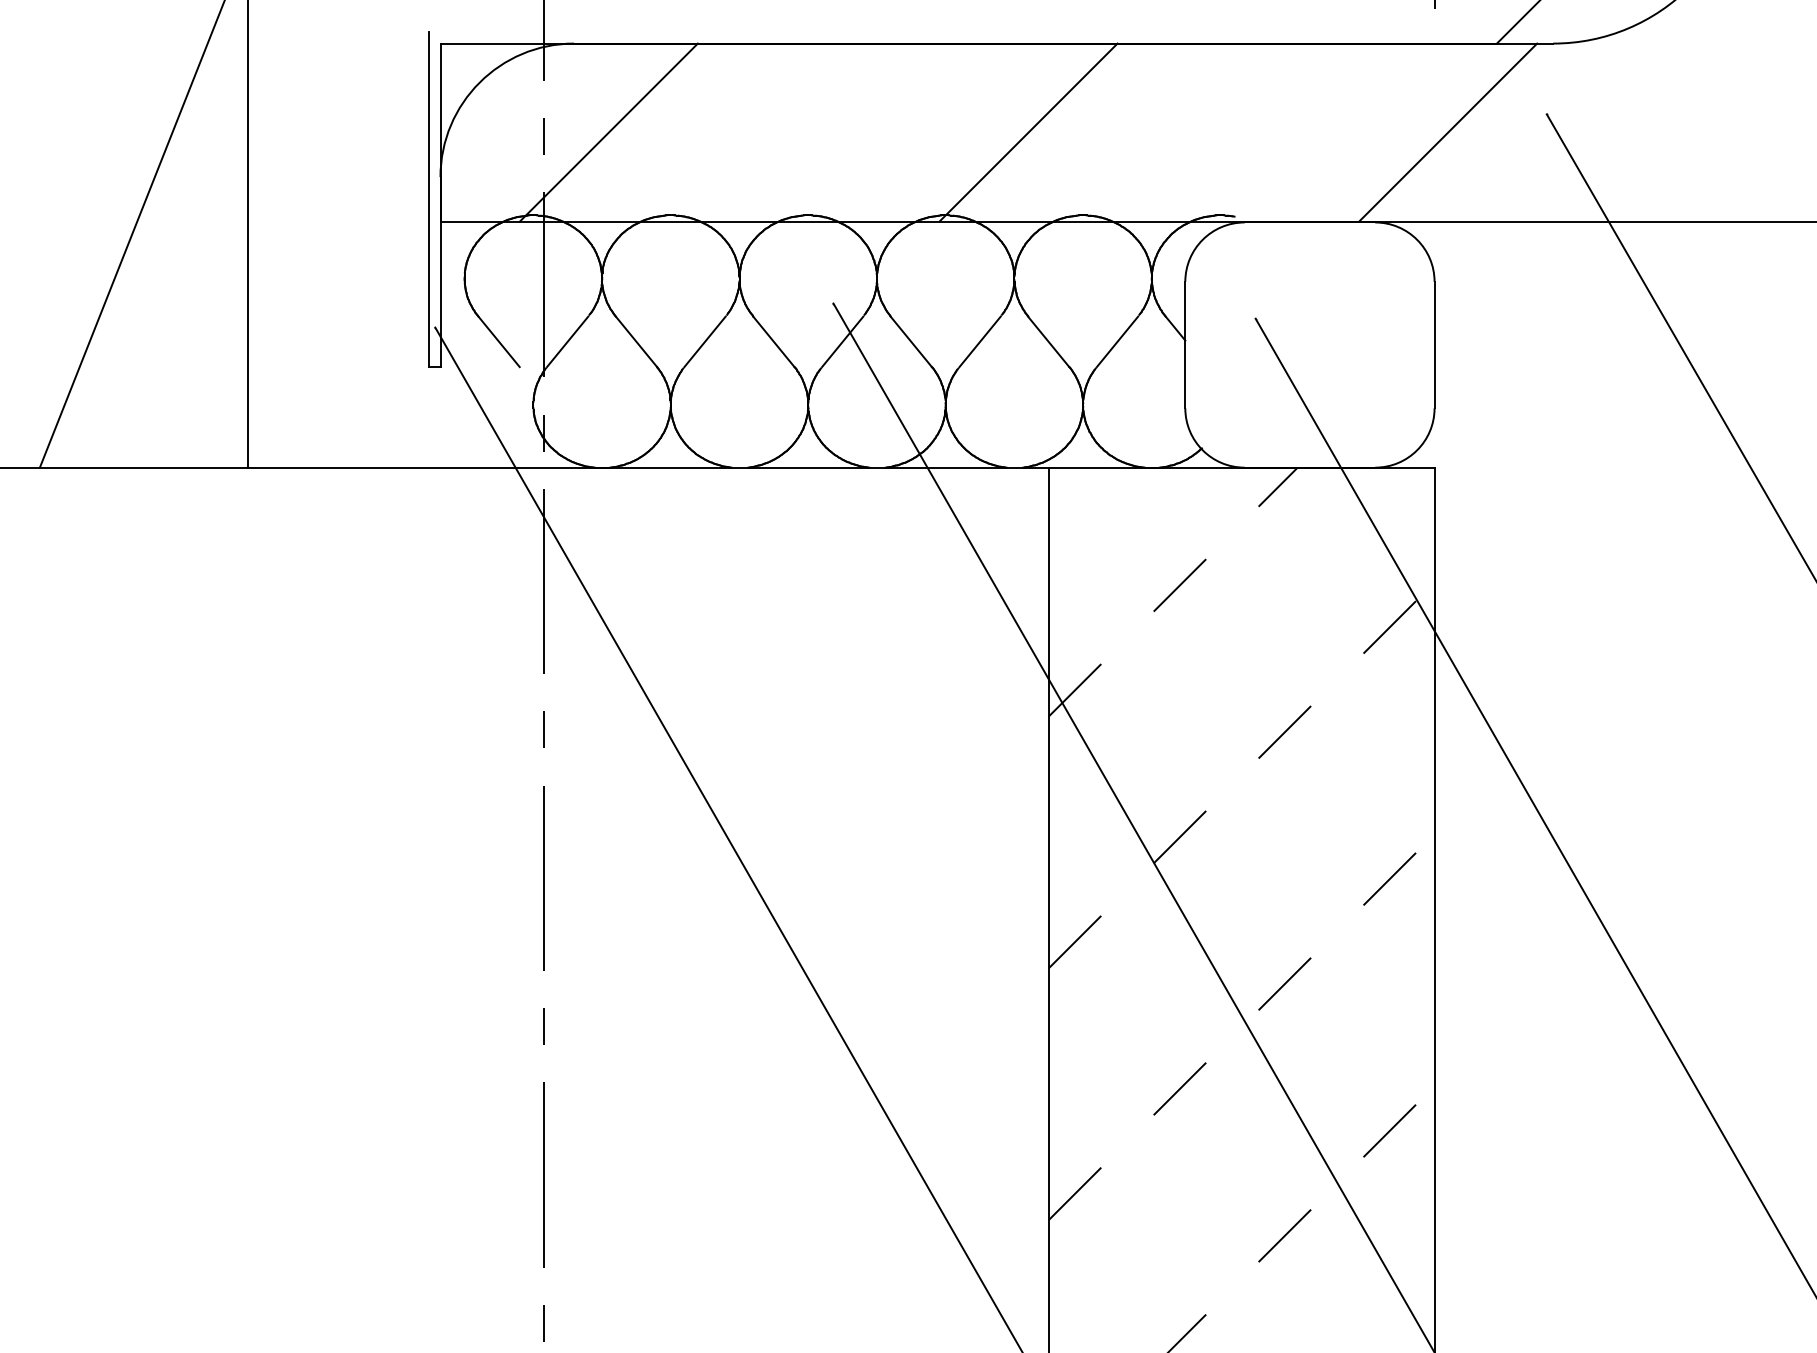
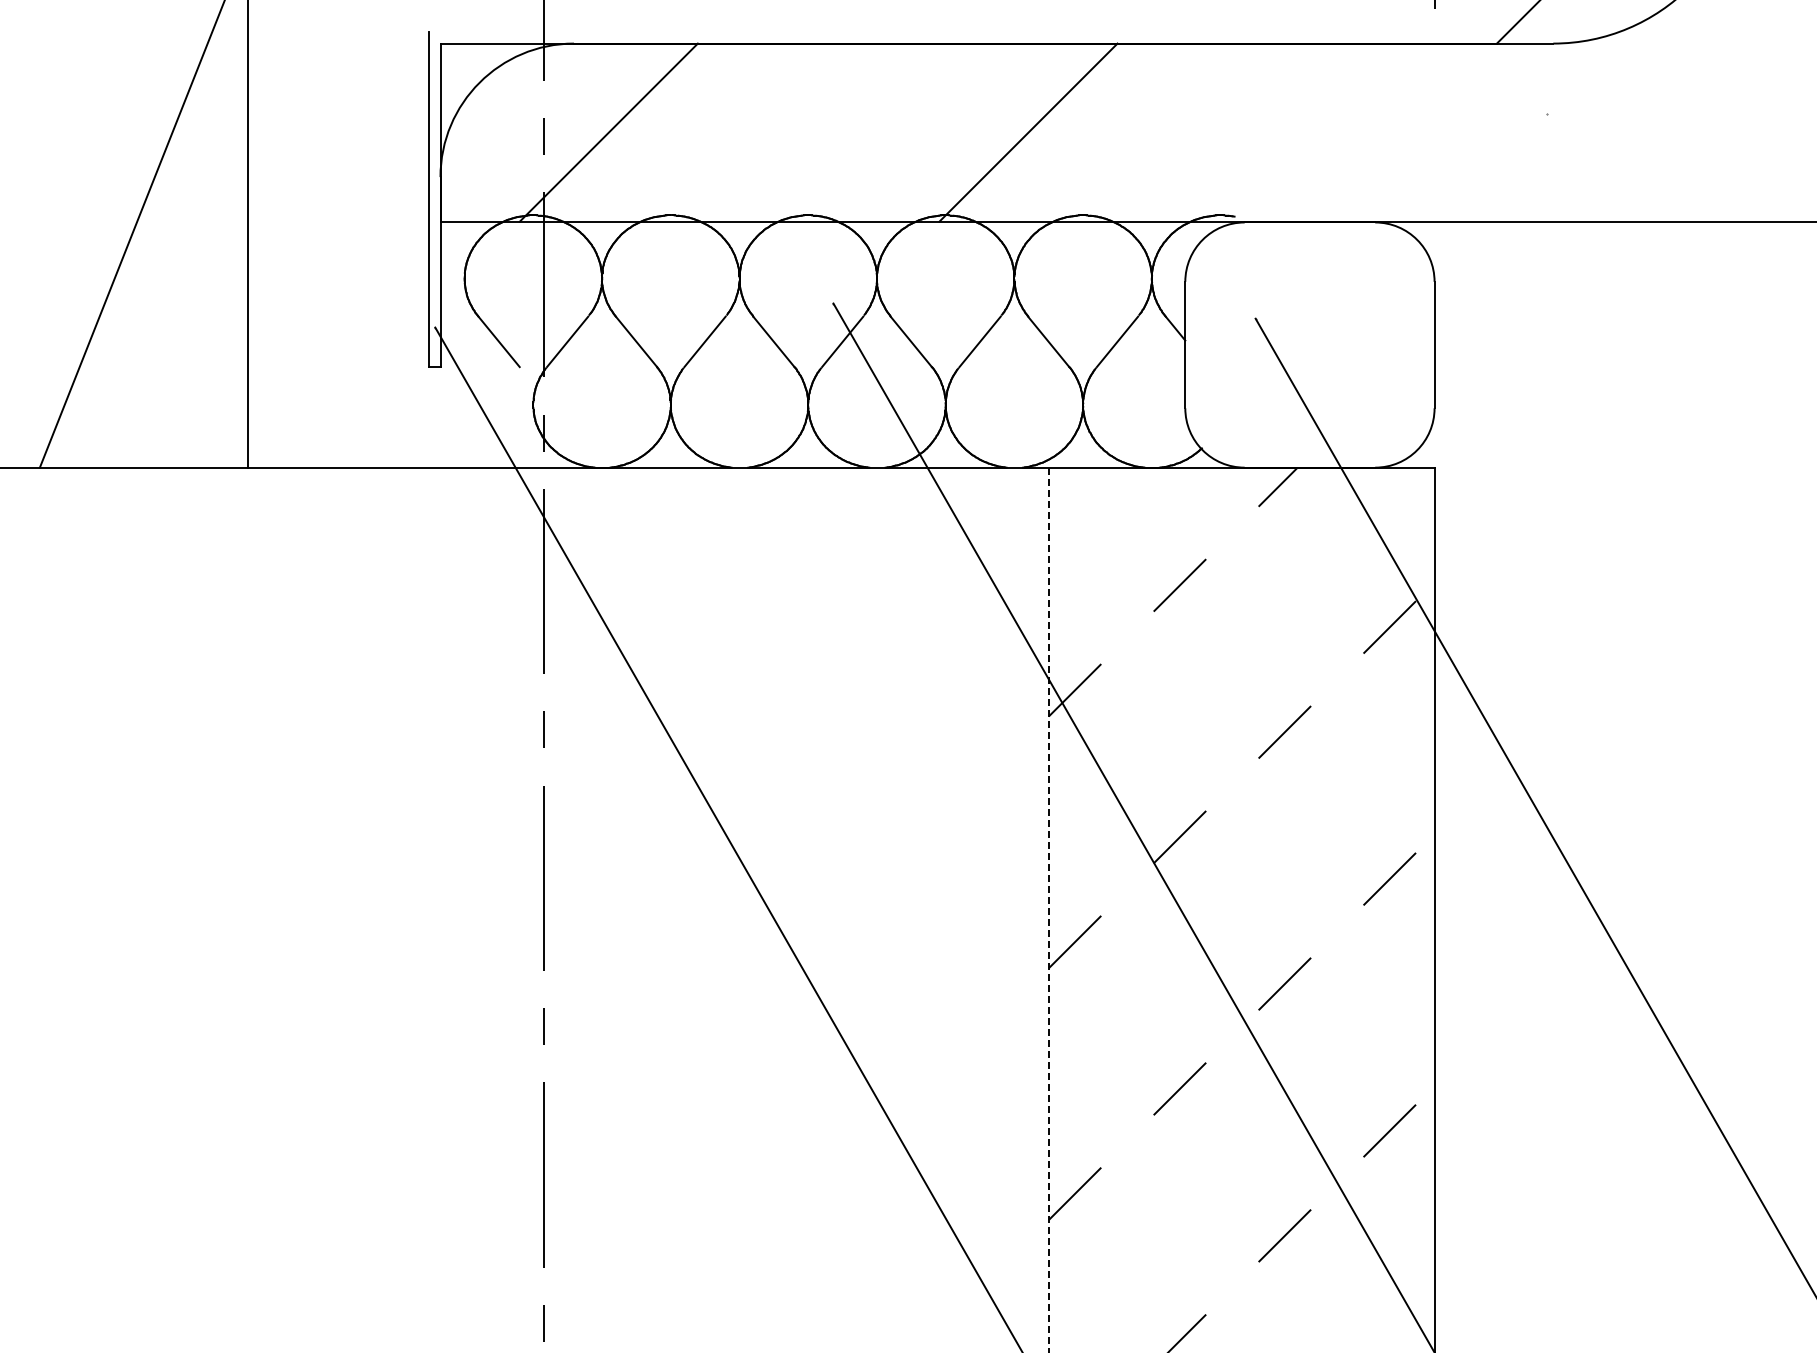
line: present -> none (1448, 132)
line: present -> none (1679, 345)
line: solid -> dashed (1048, 910)
